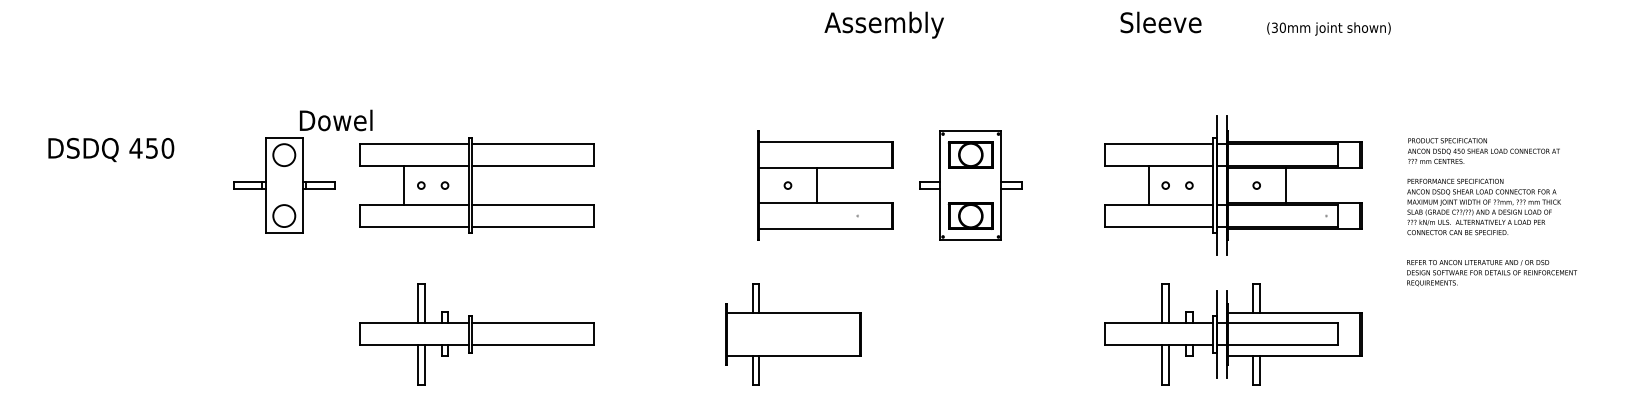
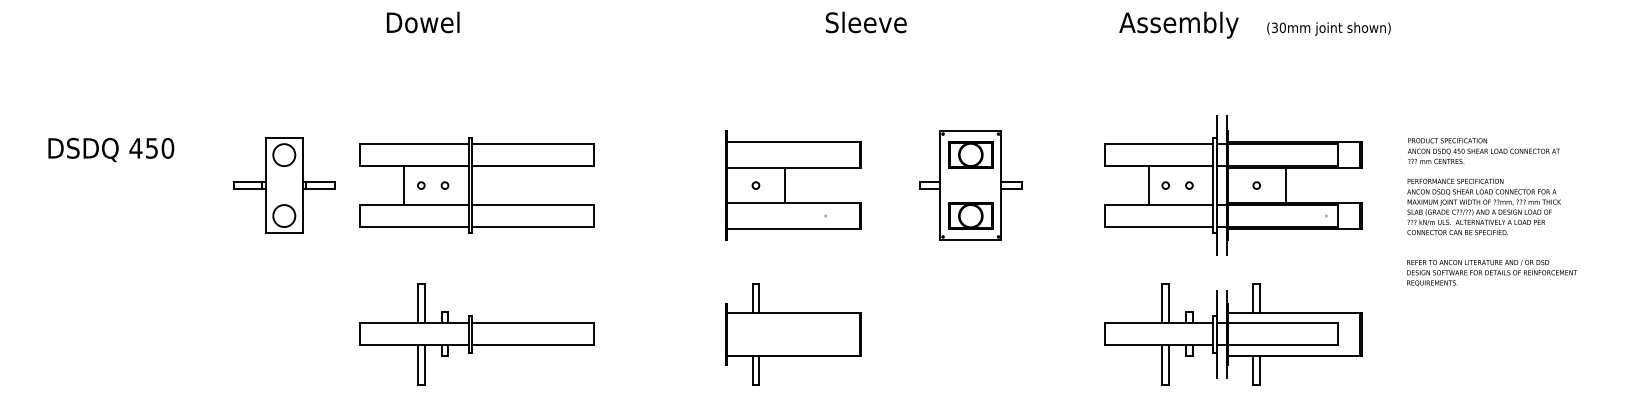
text: Assembly -> Sleeve (883, 24)
text: Sleeve -> Assembly (1178, 24)
text position: (336, 120) -> (423, 22) (423, 22)
part position: (817, 185) -> (785, 185) (785, 185)
